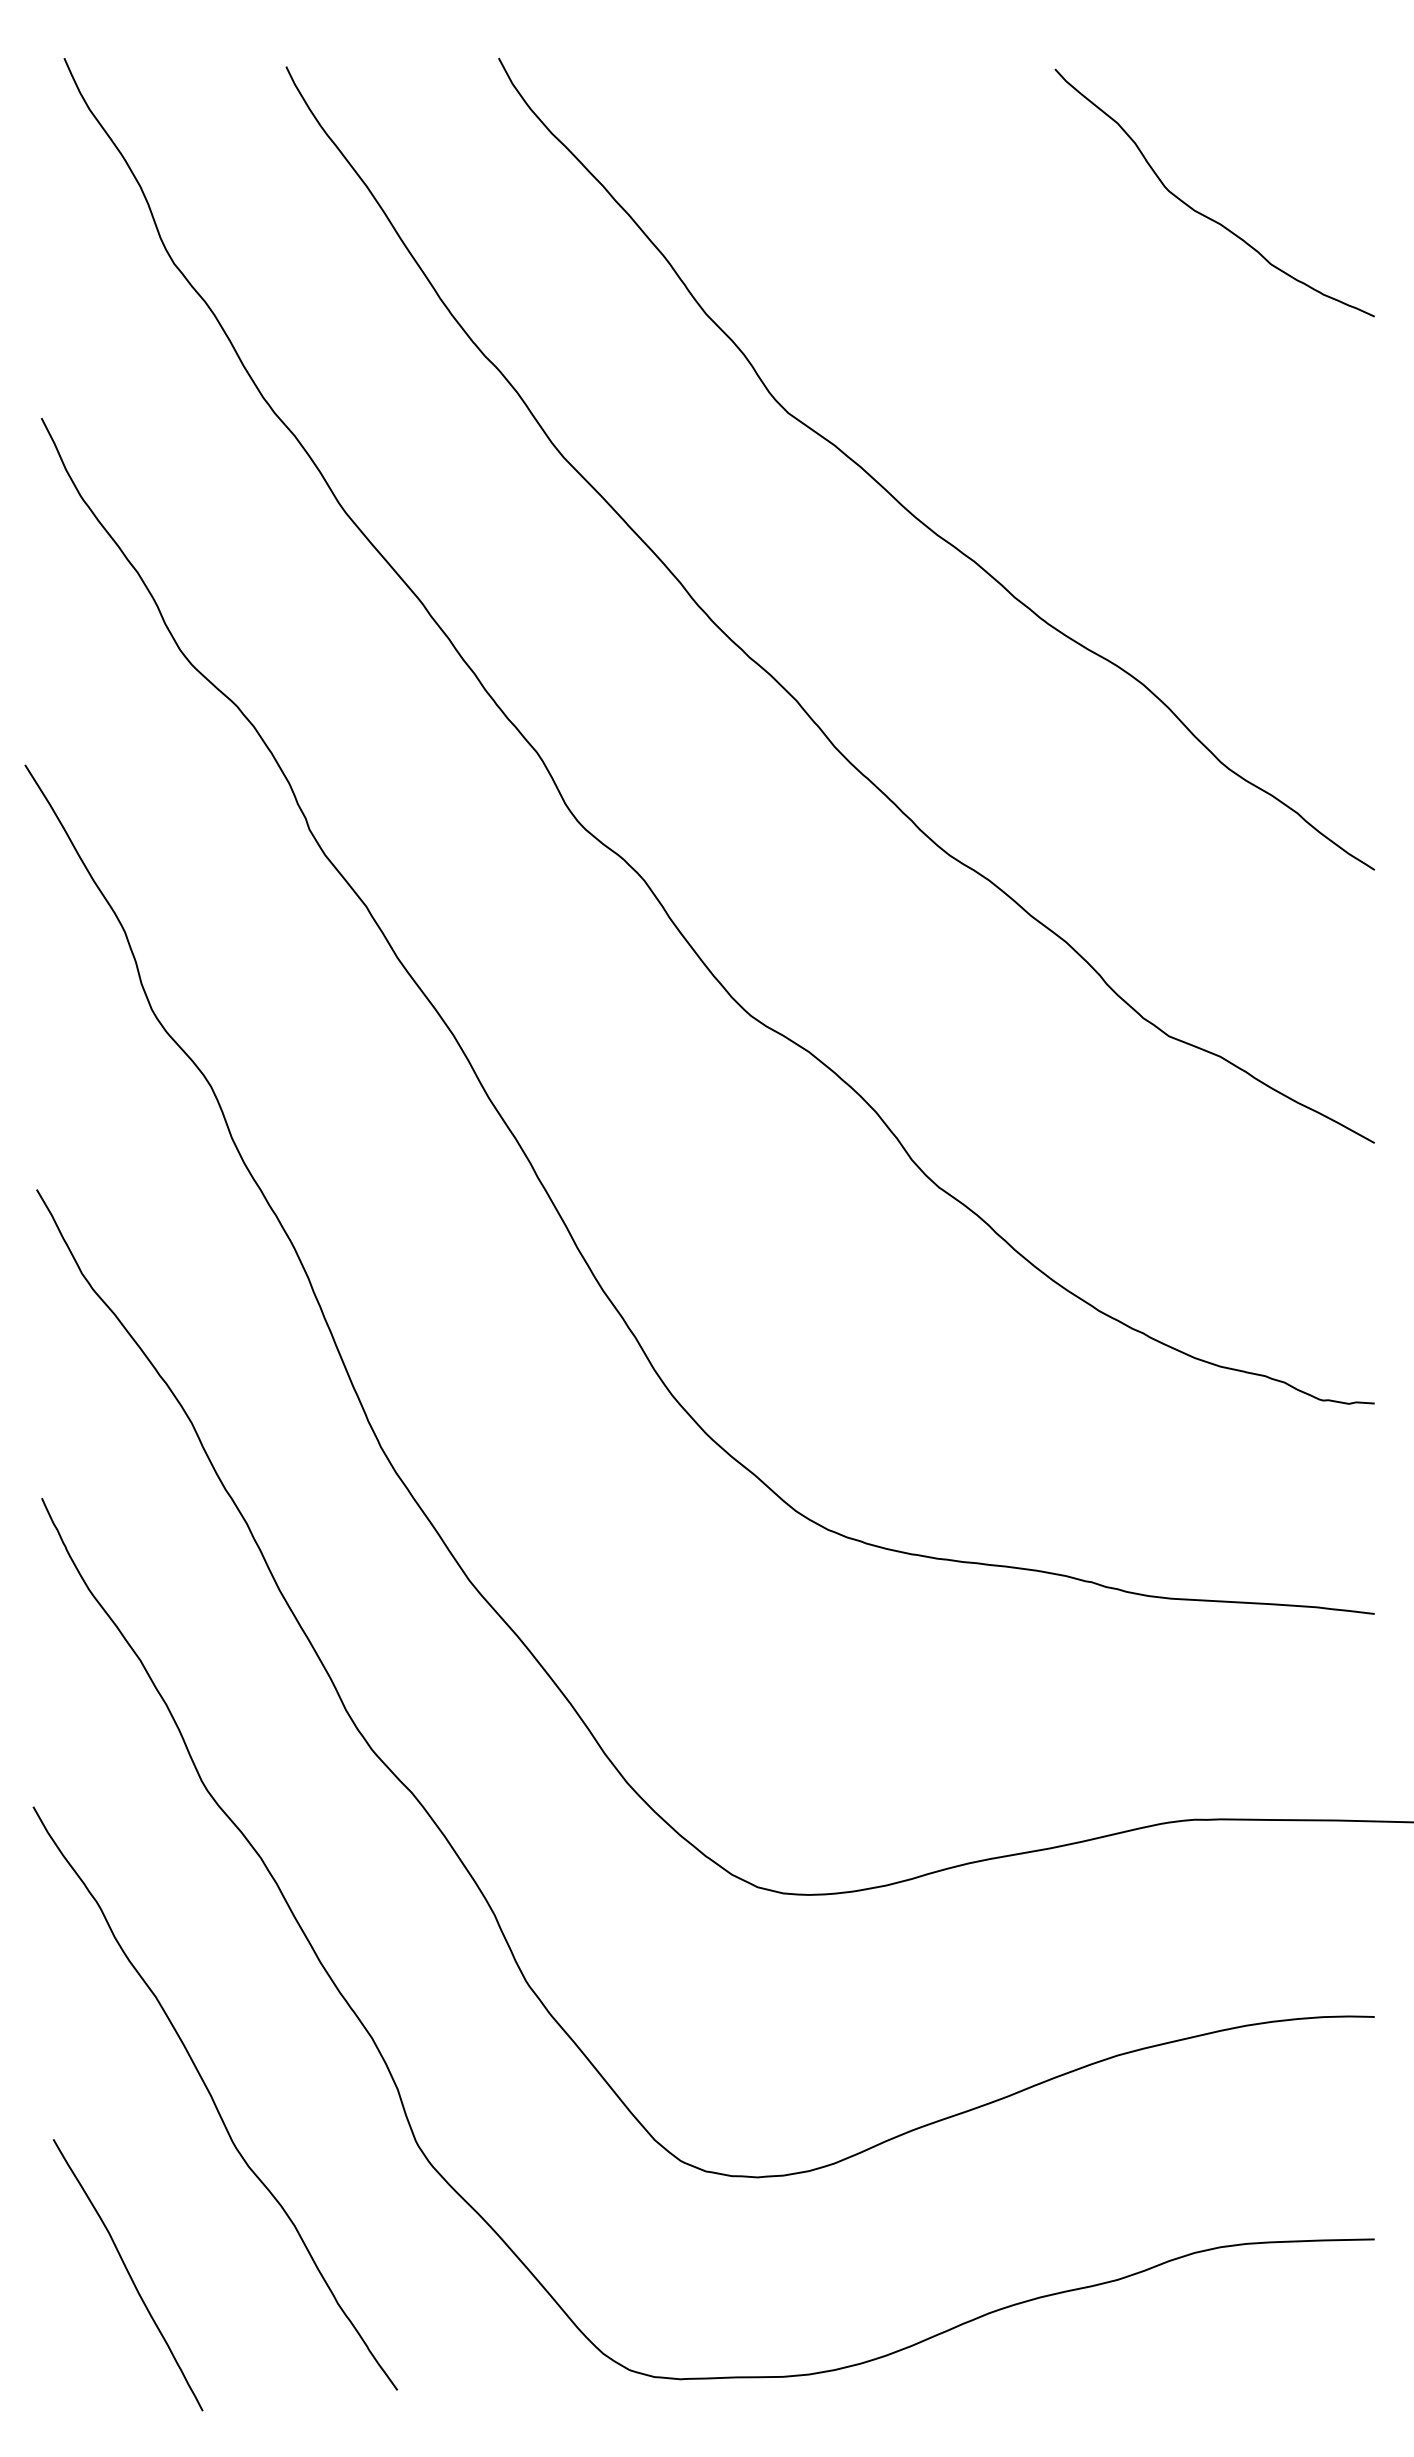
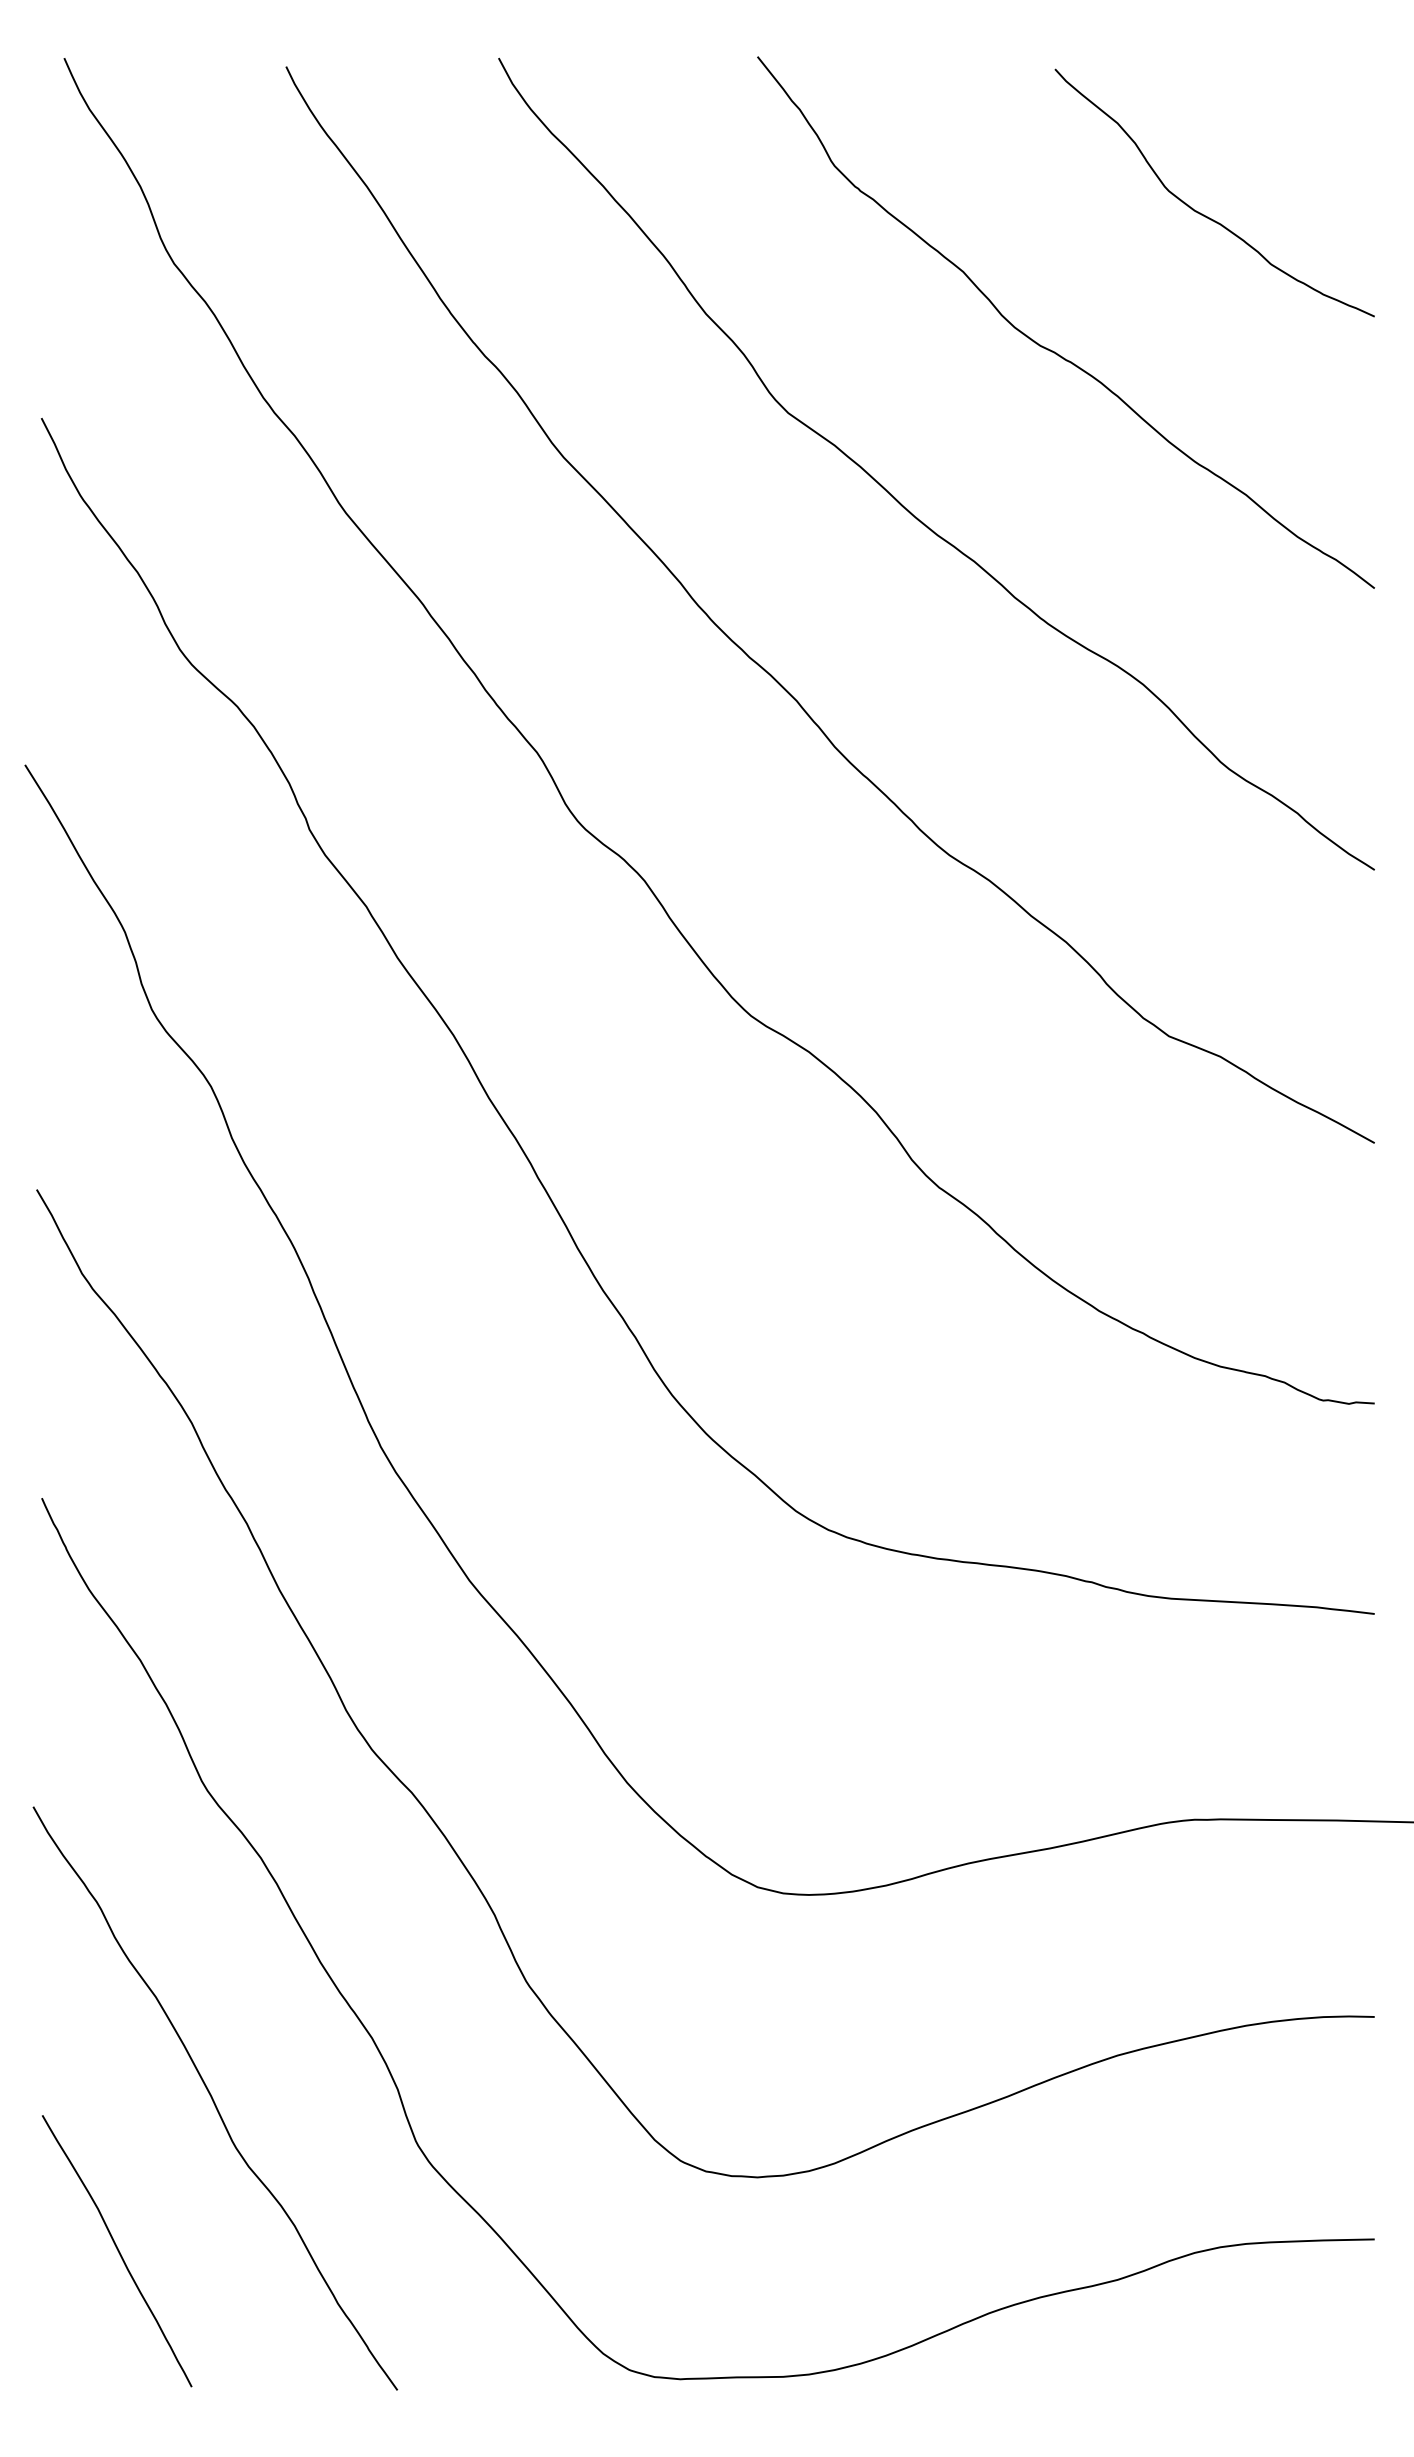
curve: none -> present (1052, 350)
curve position: (128, 2275) -> (117, 2251) (117, 2251)
